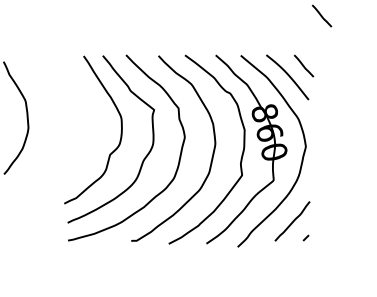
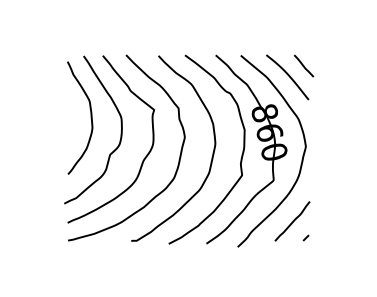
line: present -> none (321, 15)
curve position: (26, 117) -> (90, 117) (90, 117)
